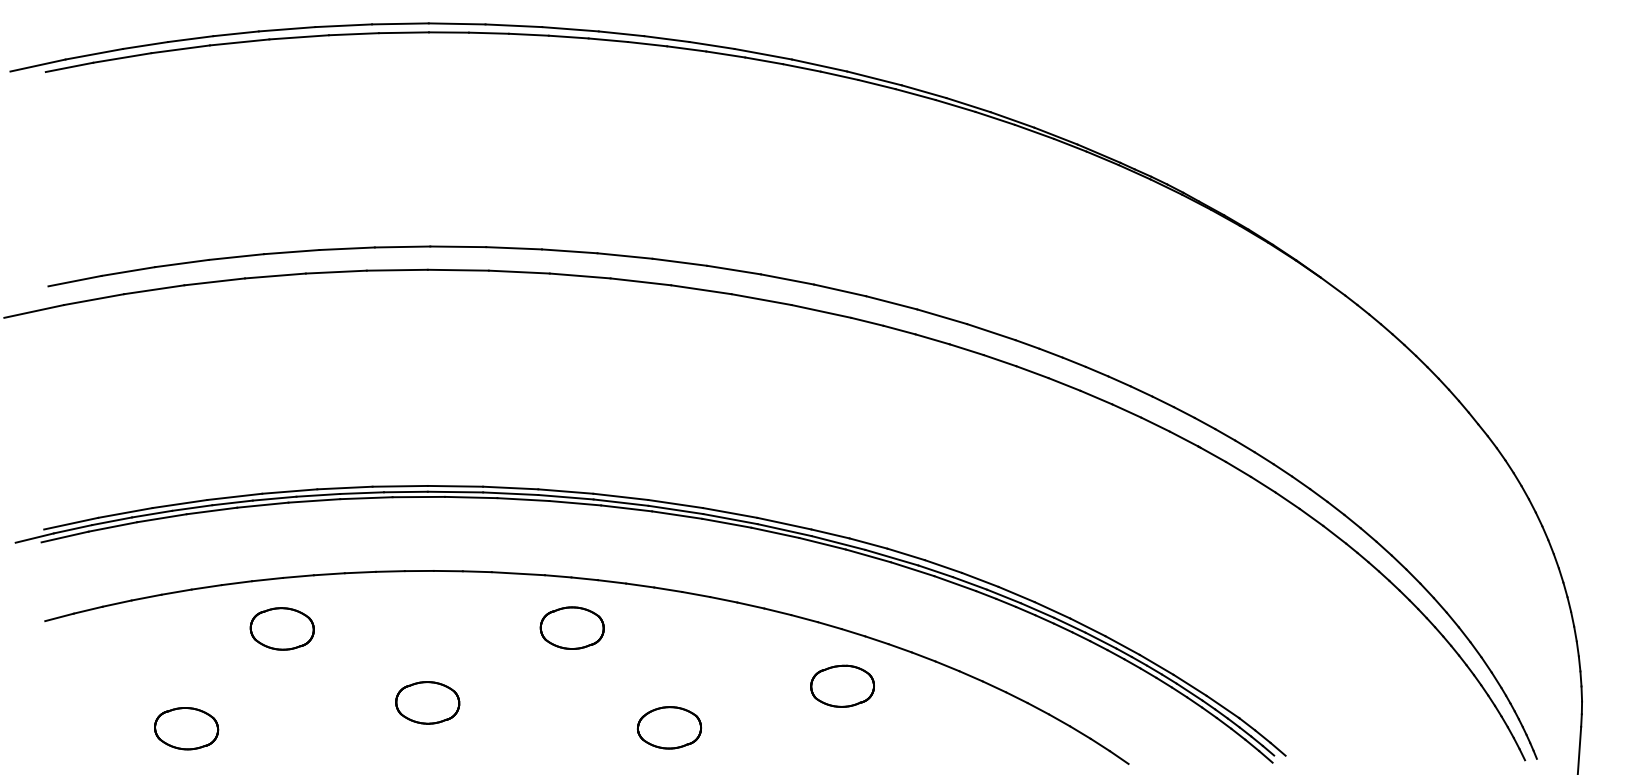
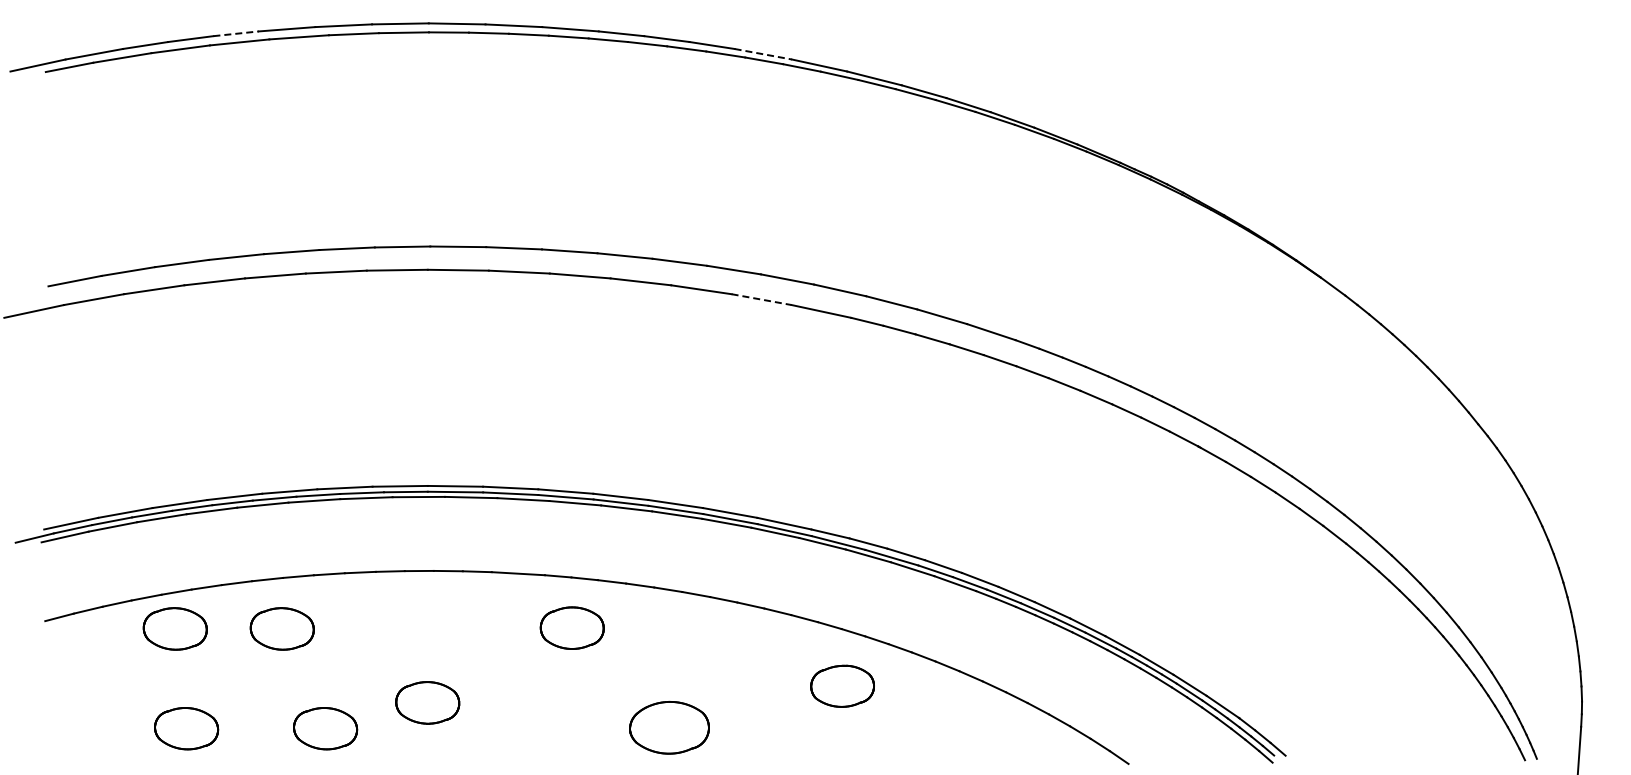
line: solid -> dashed (236, 33)
line: solid -> dashed (763, 54)
line: solid -> dashed (761, 299)
part: none -> present (174, 628)
part size: 65x44 px -> 81x54 px (669, 727)
part: none -> present (325, 728)
